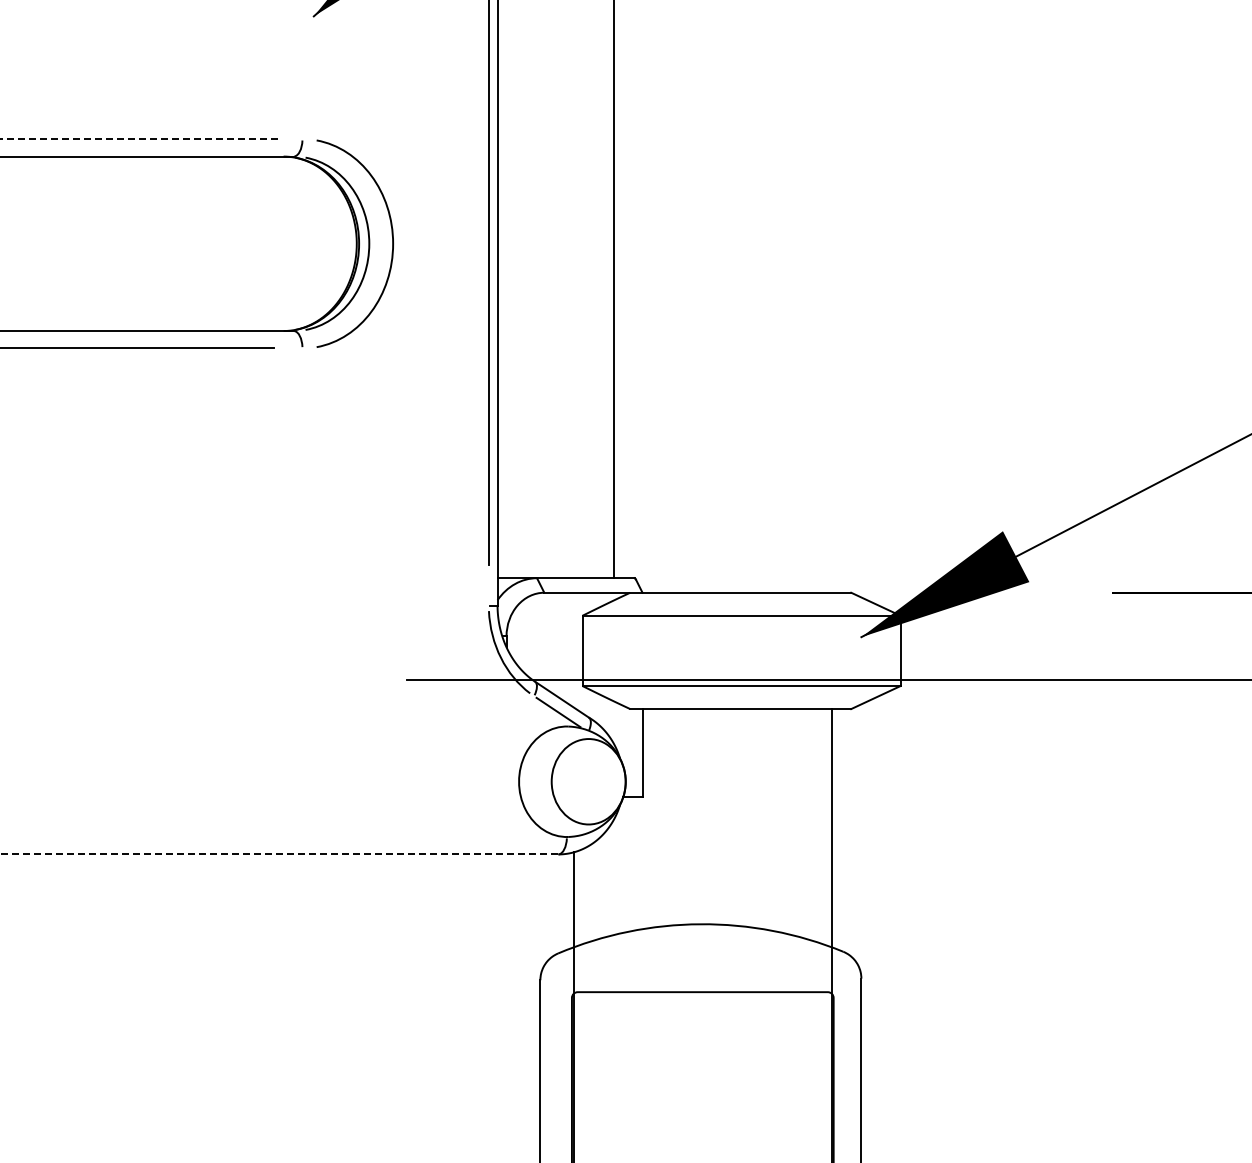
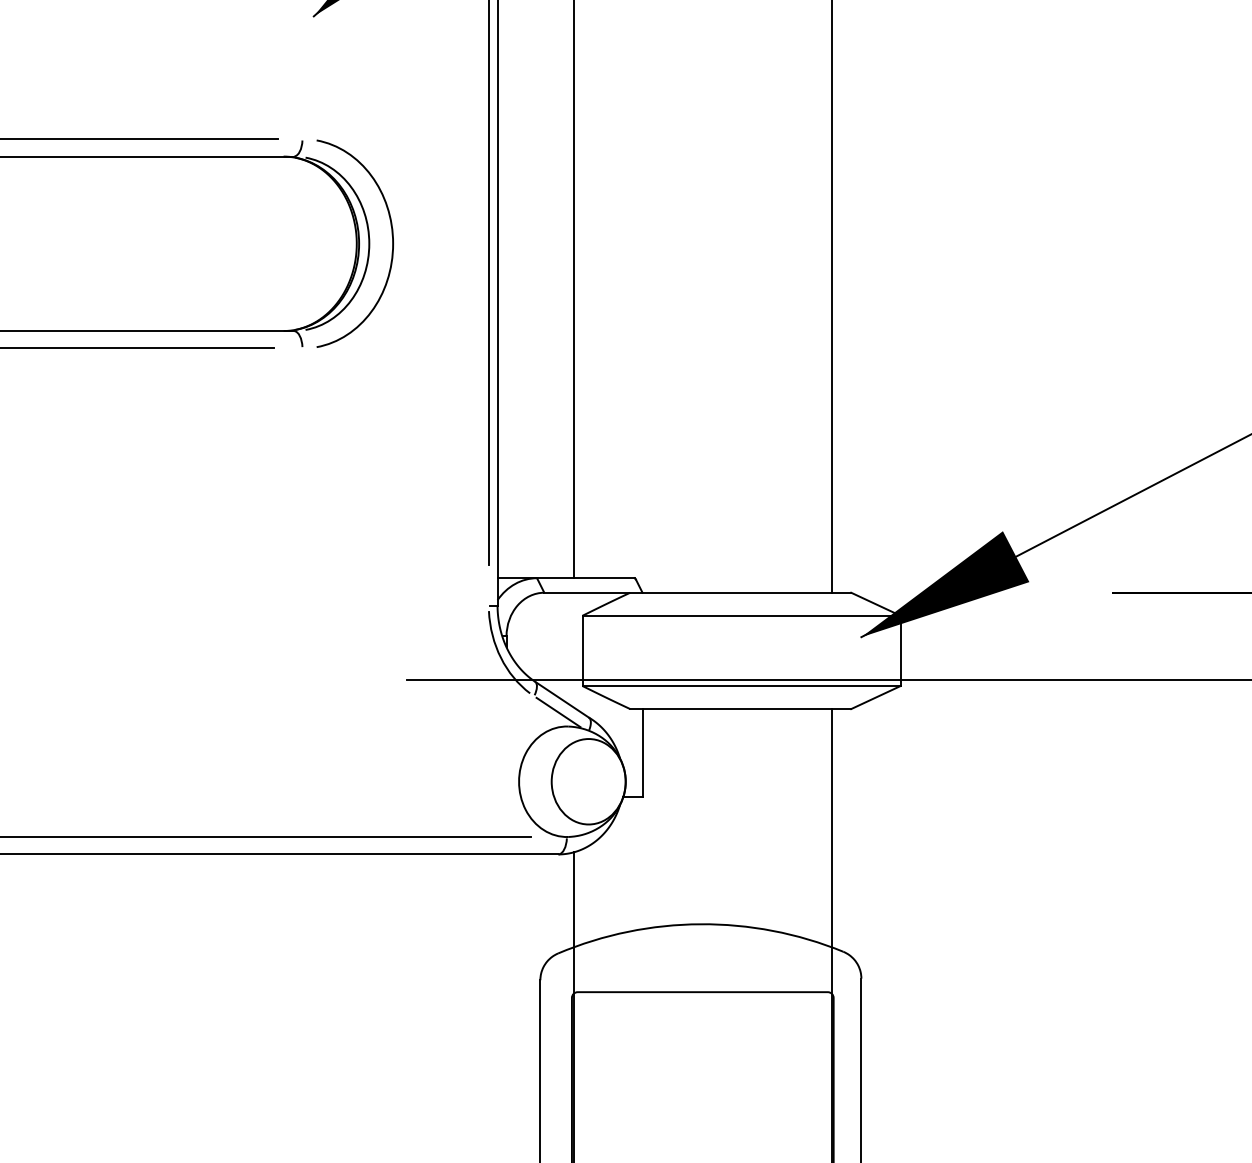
line: dashed -> solid (139, 139)
line position: (613, 290) -> (573, 290) (573, 290)
line: none -> present (832, 297)
line: none -> present (266, 837)
line: dashed -> solid (279, 854)
